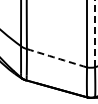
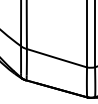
line: dashed -> solid (95, 33)
arc: dashed -> solid (56, 58)
